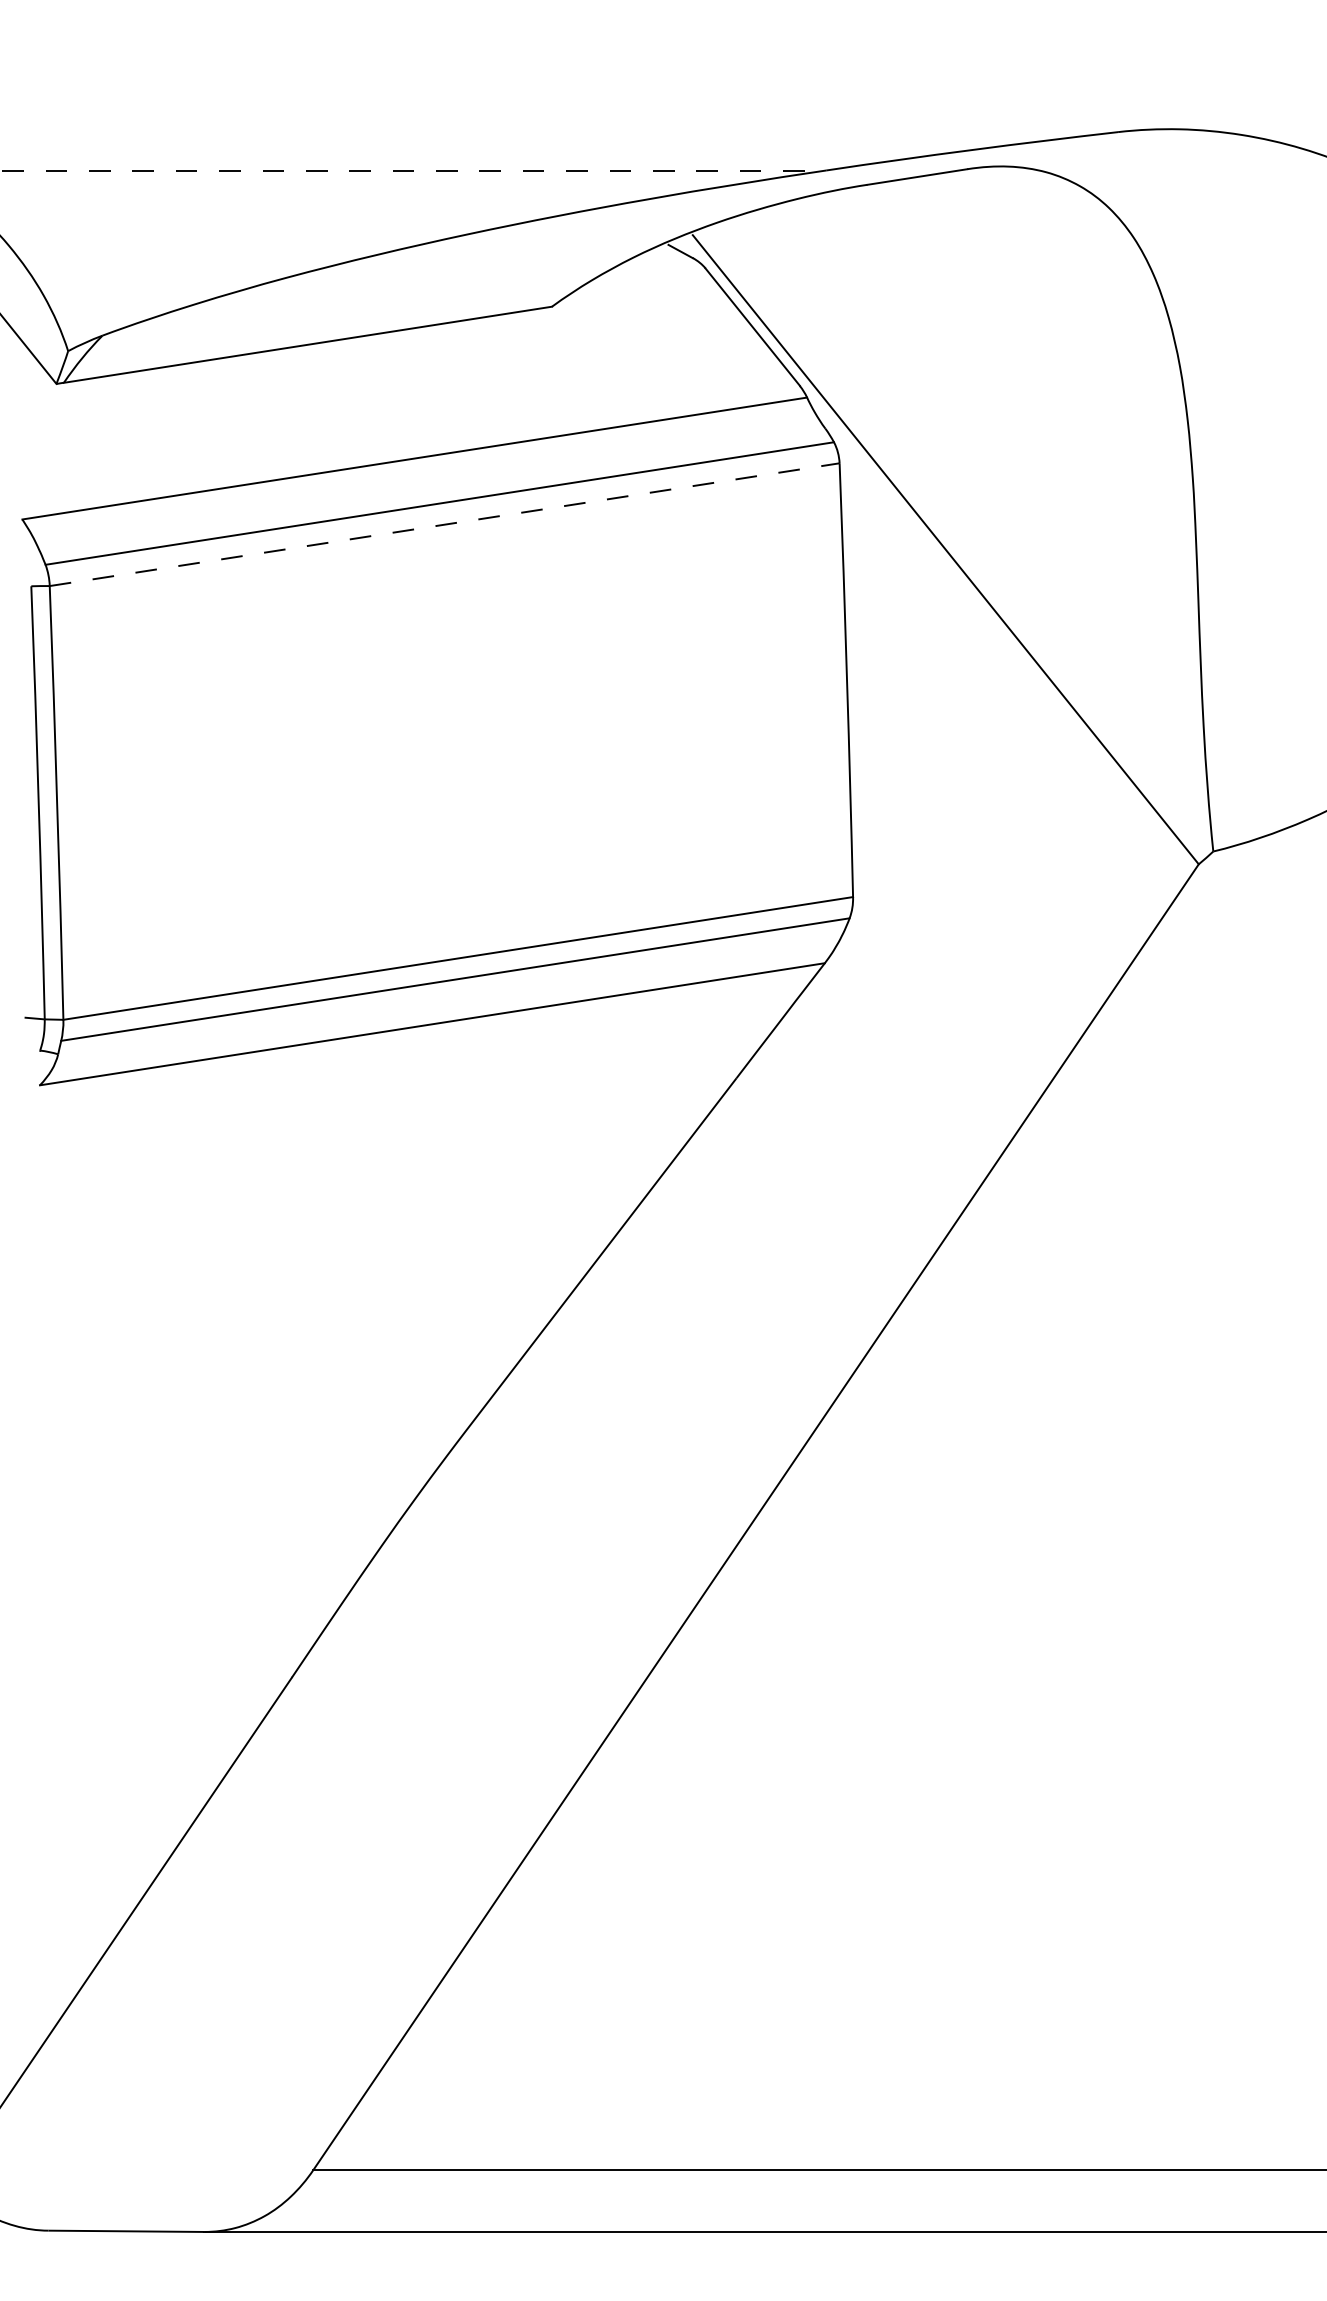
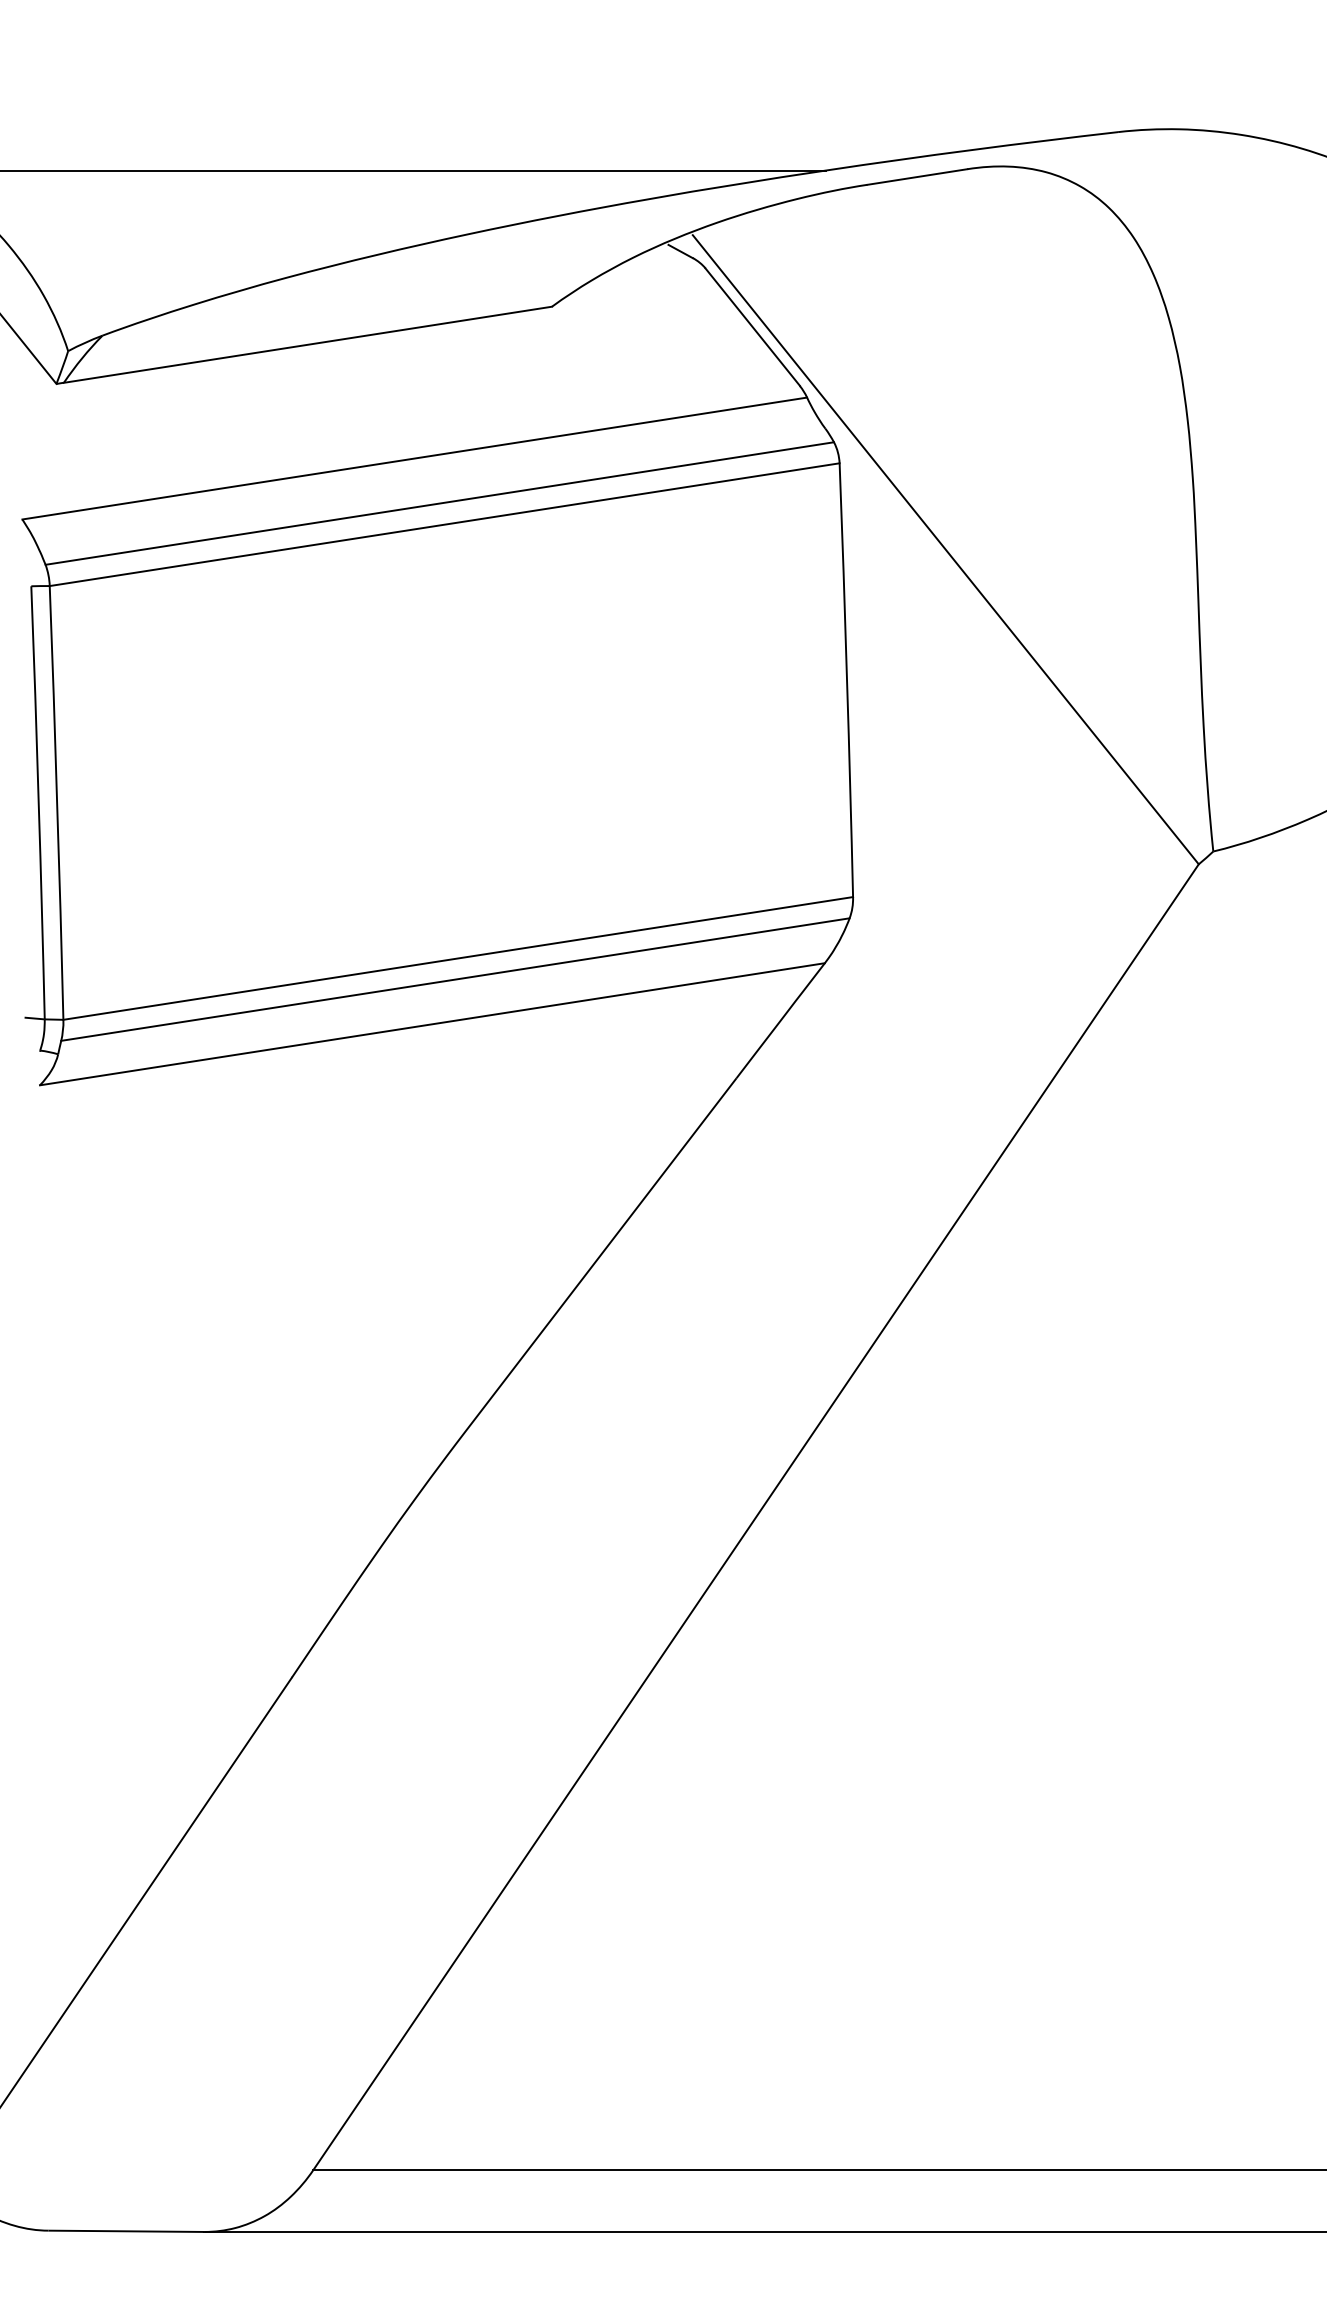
line: dashed -> solid (413, 170)
line: dashed -> solid (444, 524)
